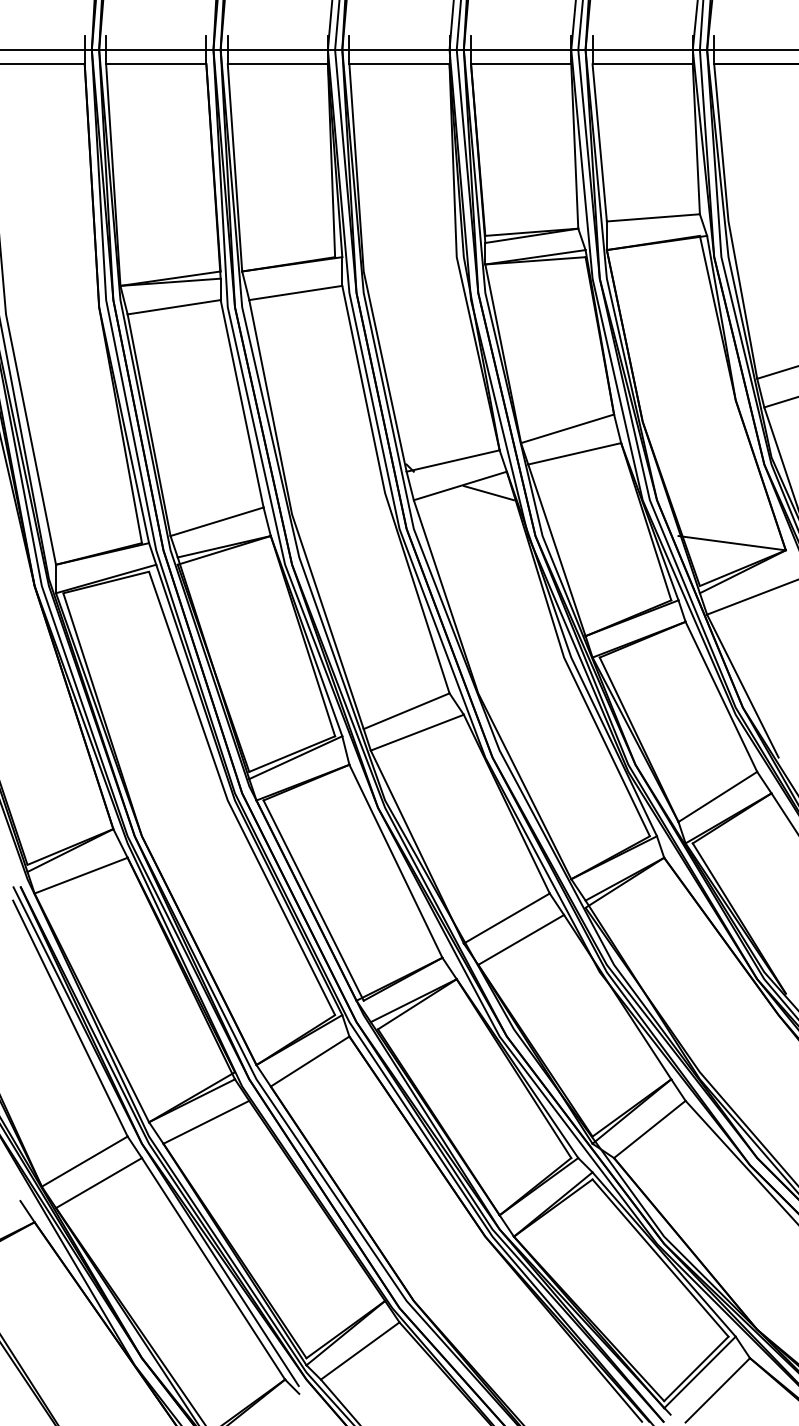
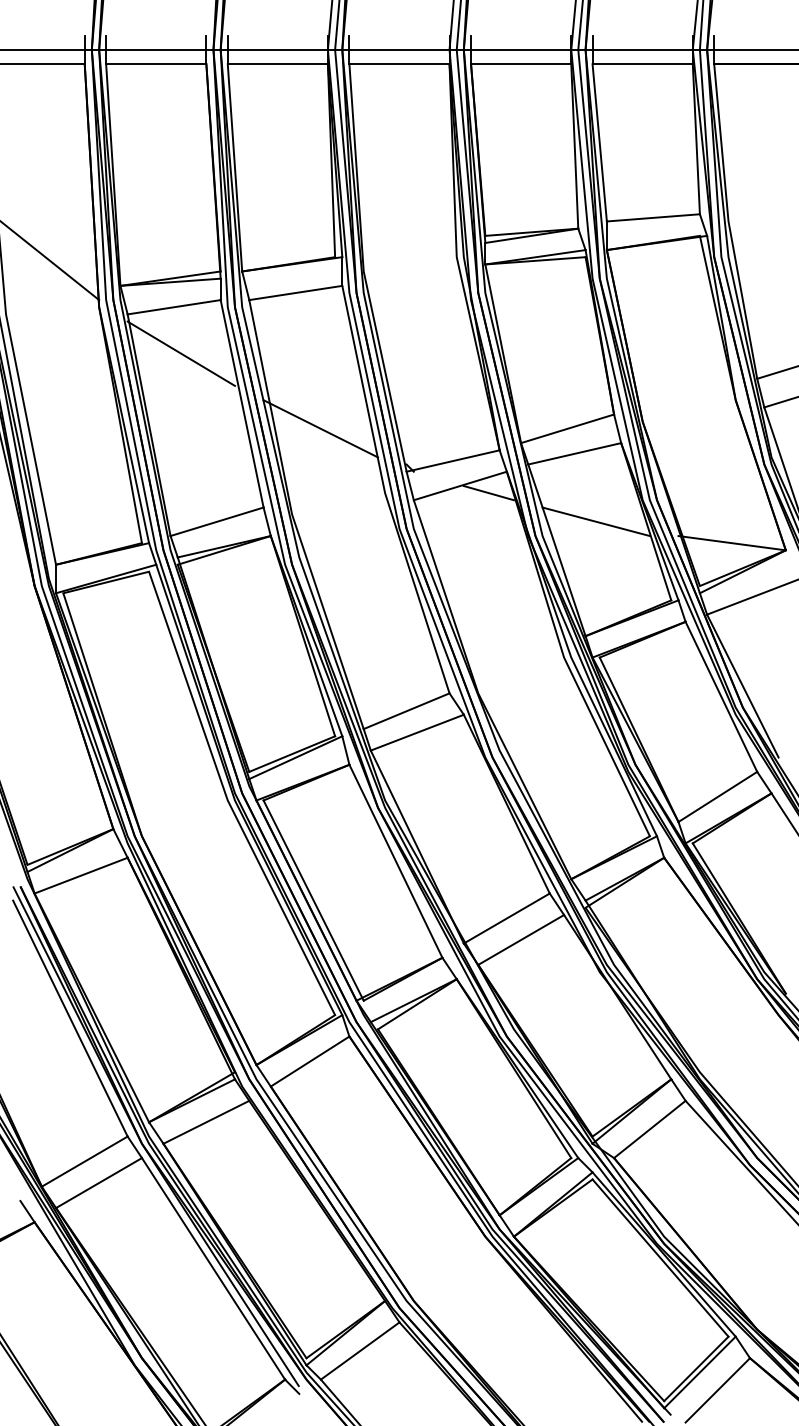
line: none -> present (50, 261)
line: none -> present (180, 353)
line: none -> present (320, 428)
line: none -> present (595, 521)
